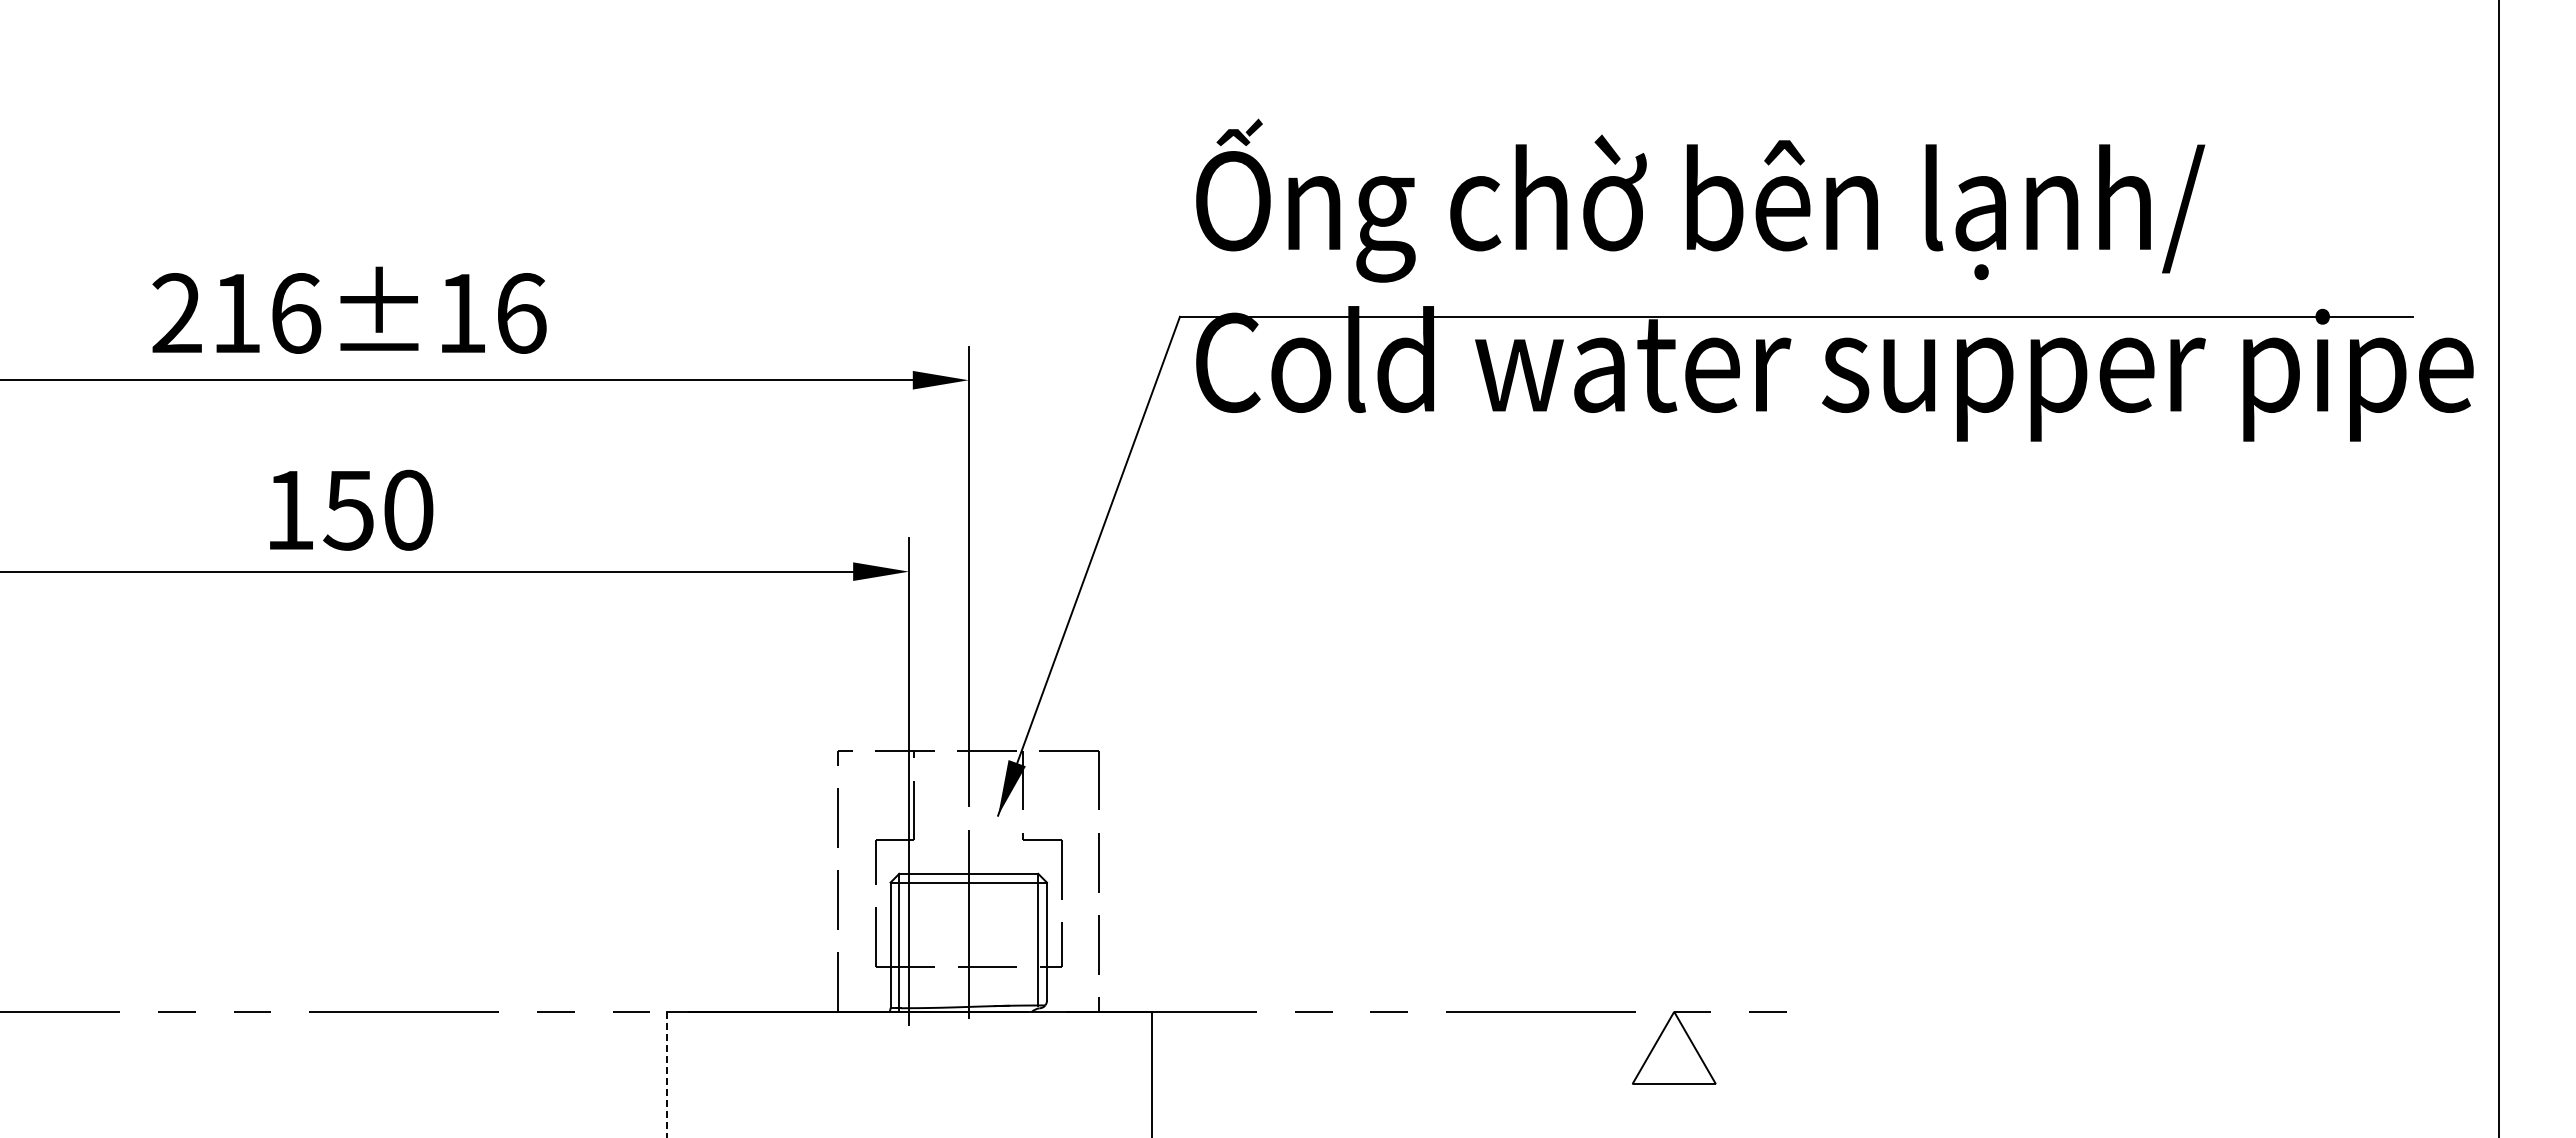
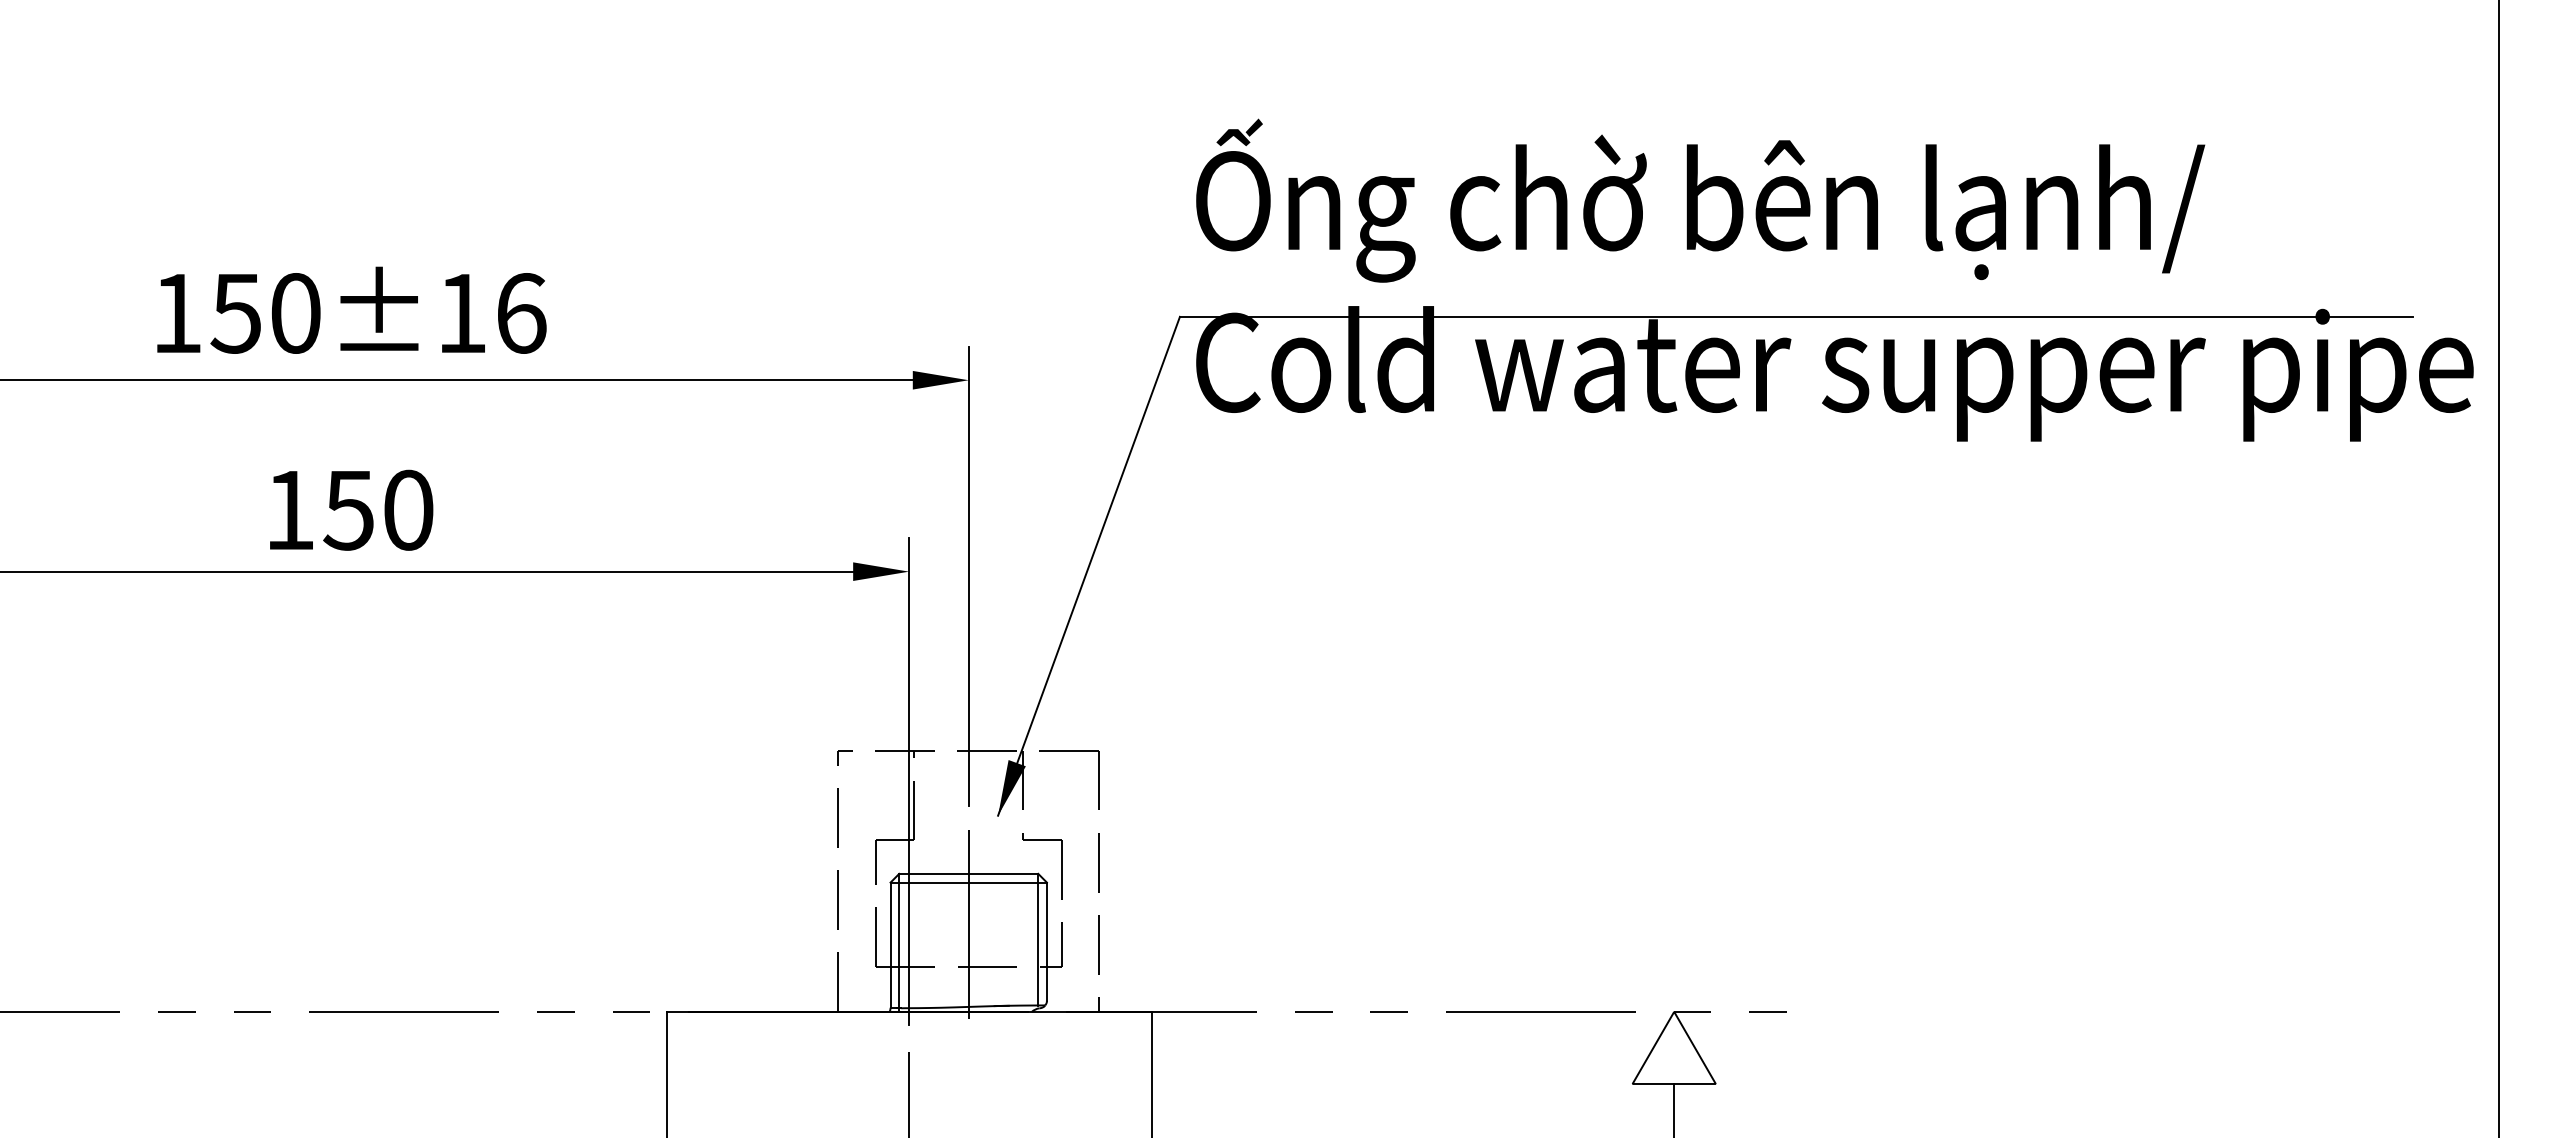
text: 216±16 -> 150±16 (236, 313)
line: dashed -> solid (666, 1074)
line: none -> present (909, 1090)
line: none -> present (1674, 1108)
